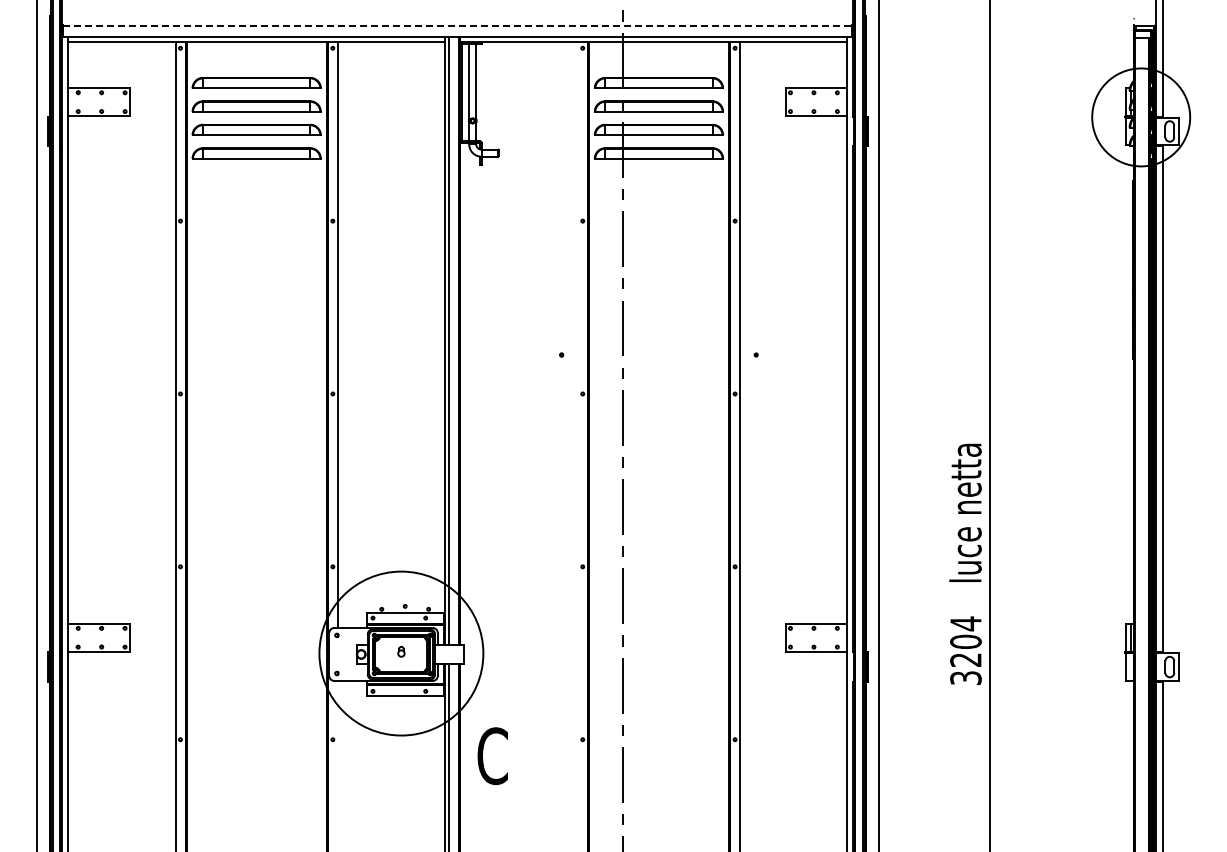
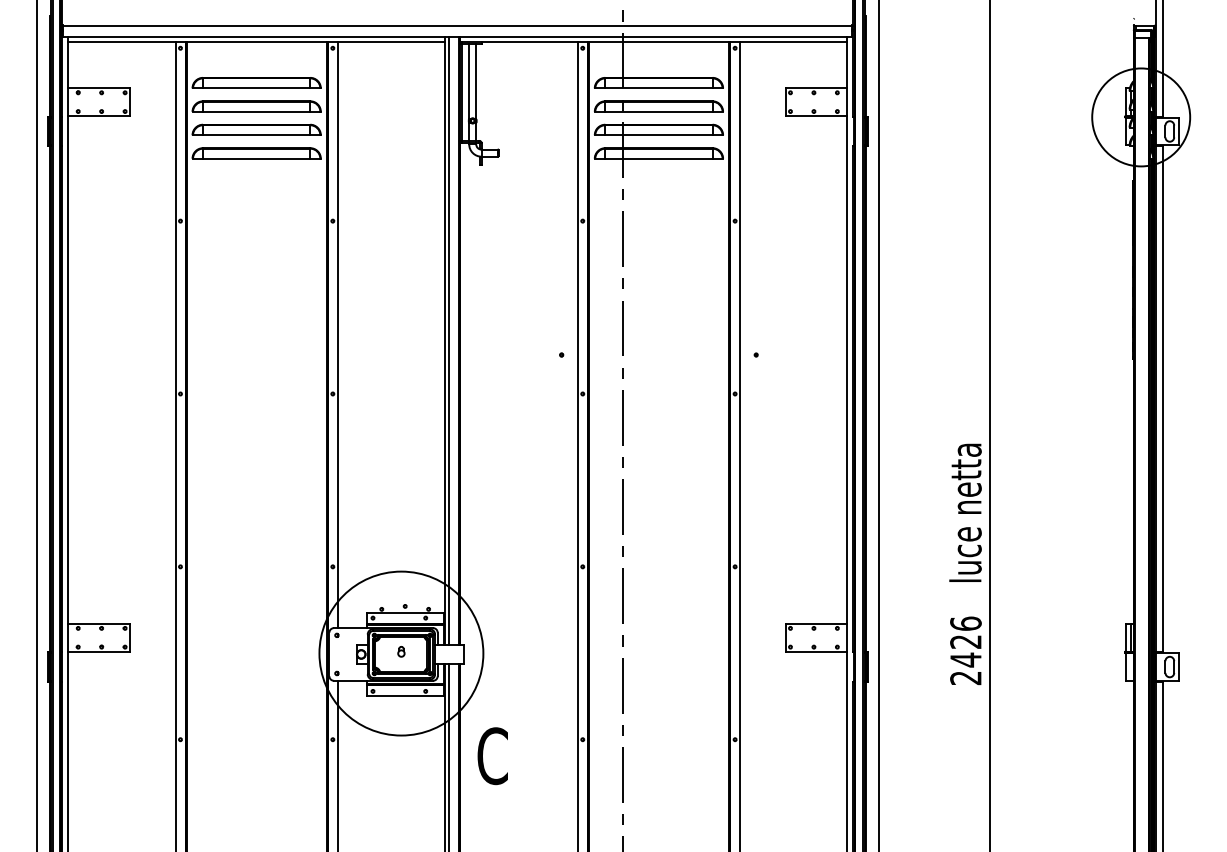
line: dashed -> solid (457, 26)
line: none -> present (578, 445)
text: 3204 -> 2426 (965, 650)
line: none -> present (337, 764)
